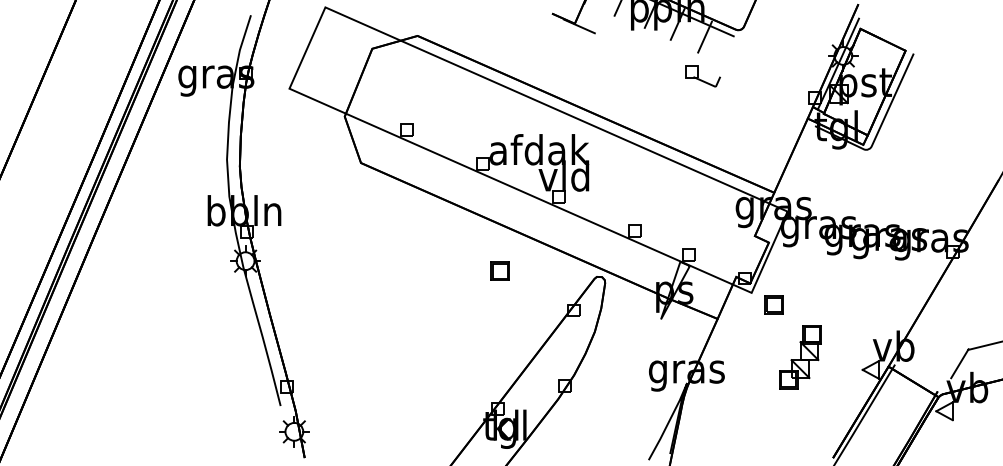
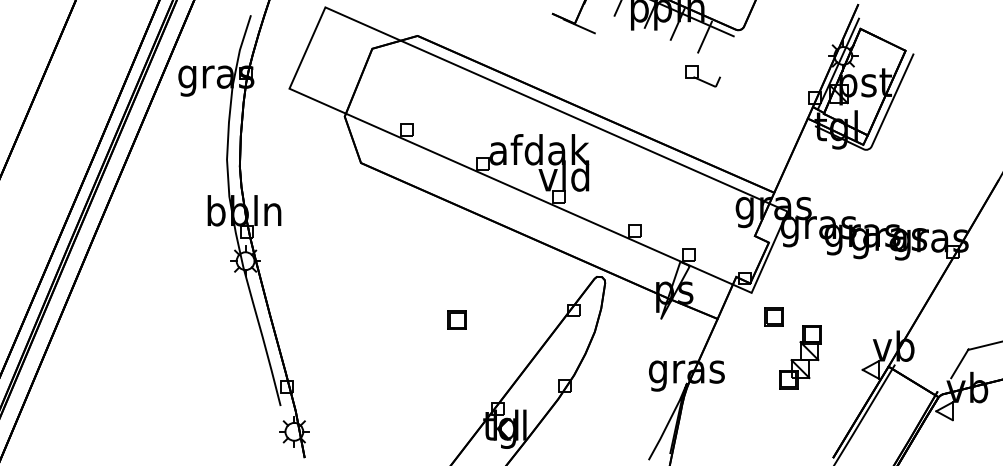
part position: (499, 270) -> (456, 319) (456, 319)
part position: (773, 304) -> (773, 316) (773, 316)
